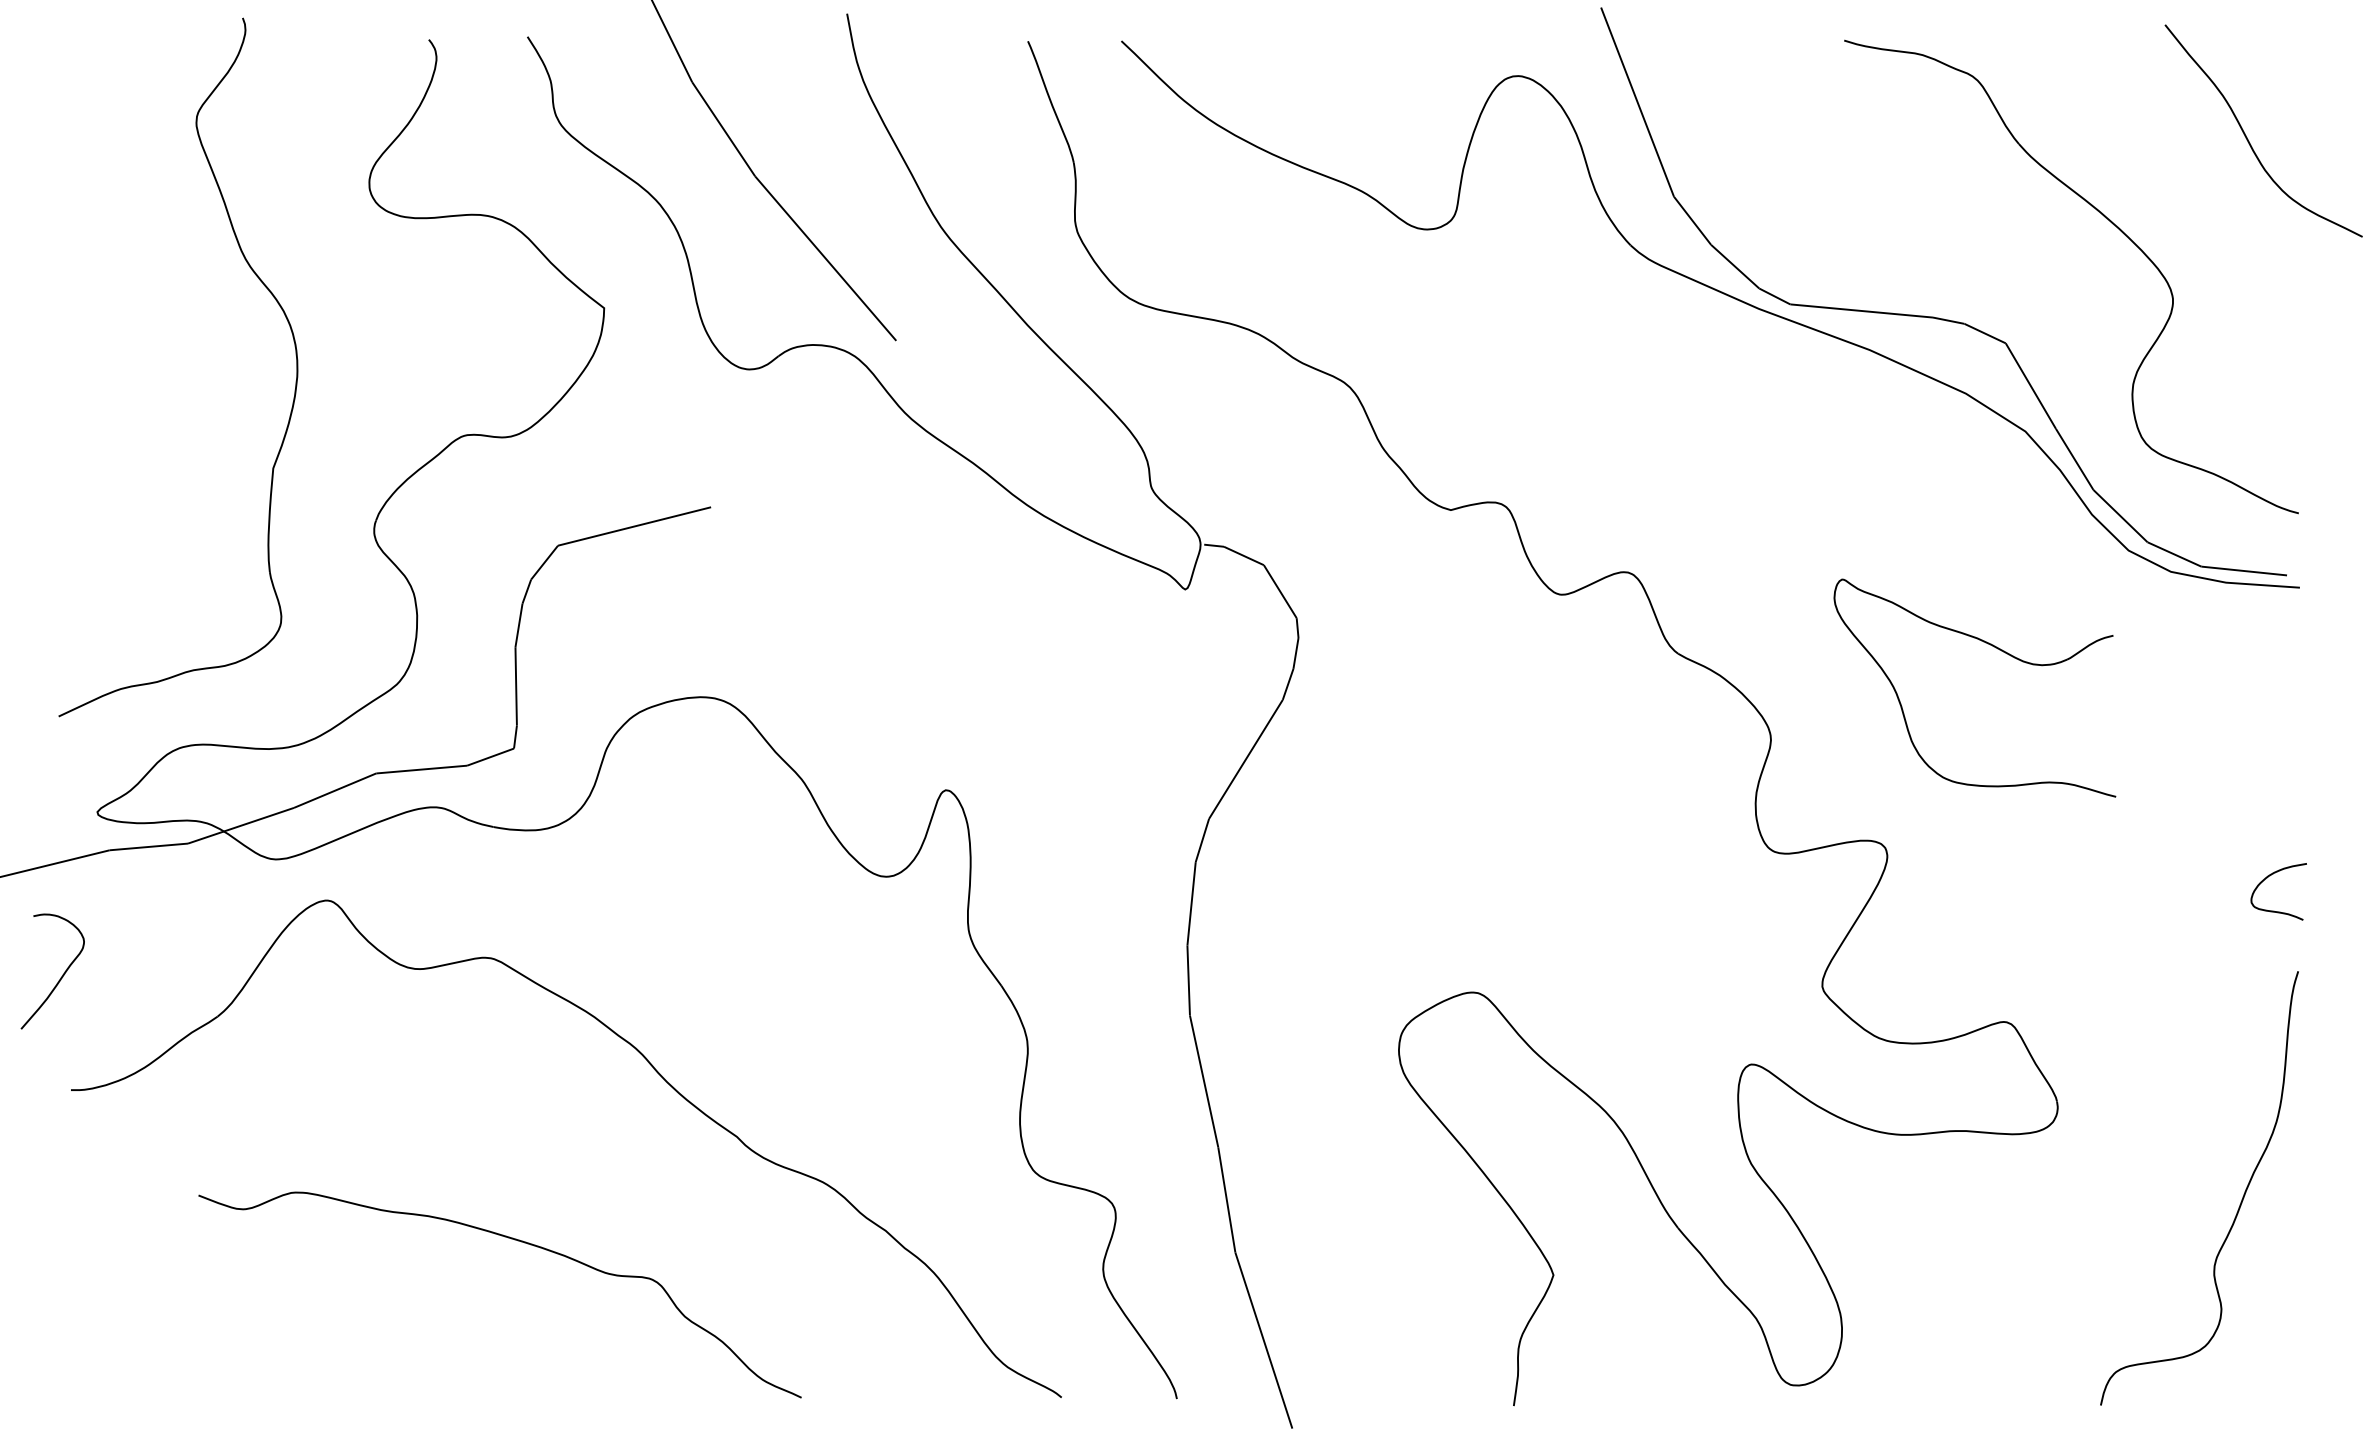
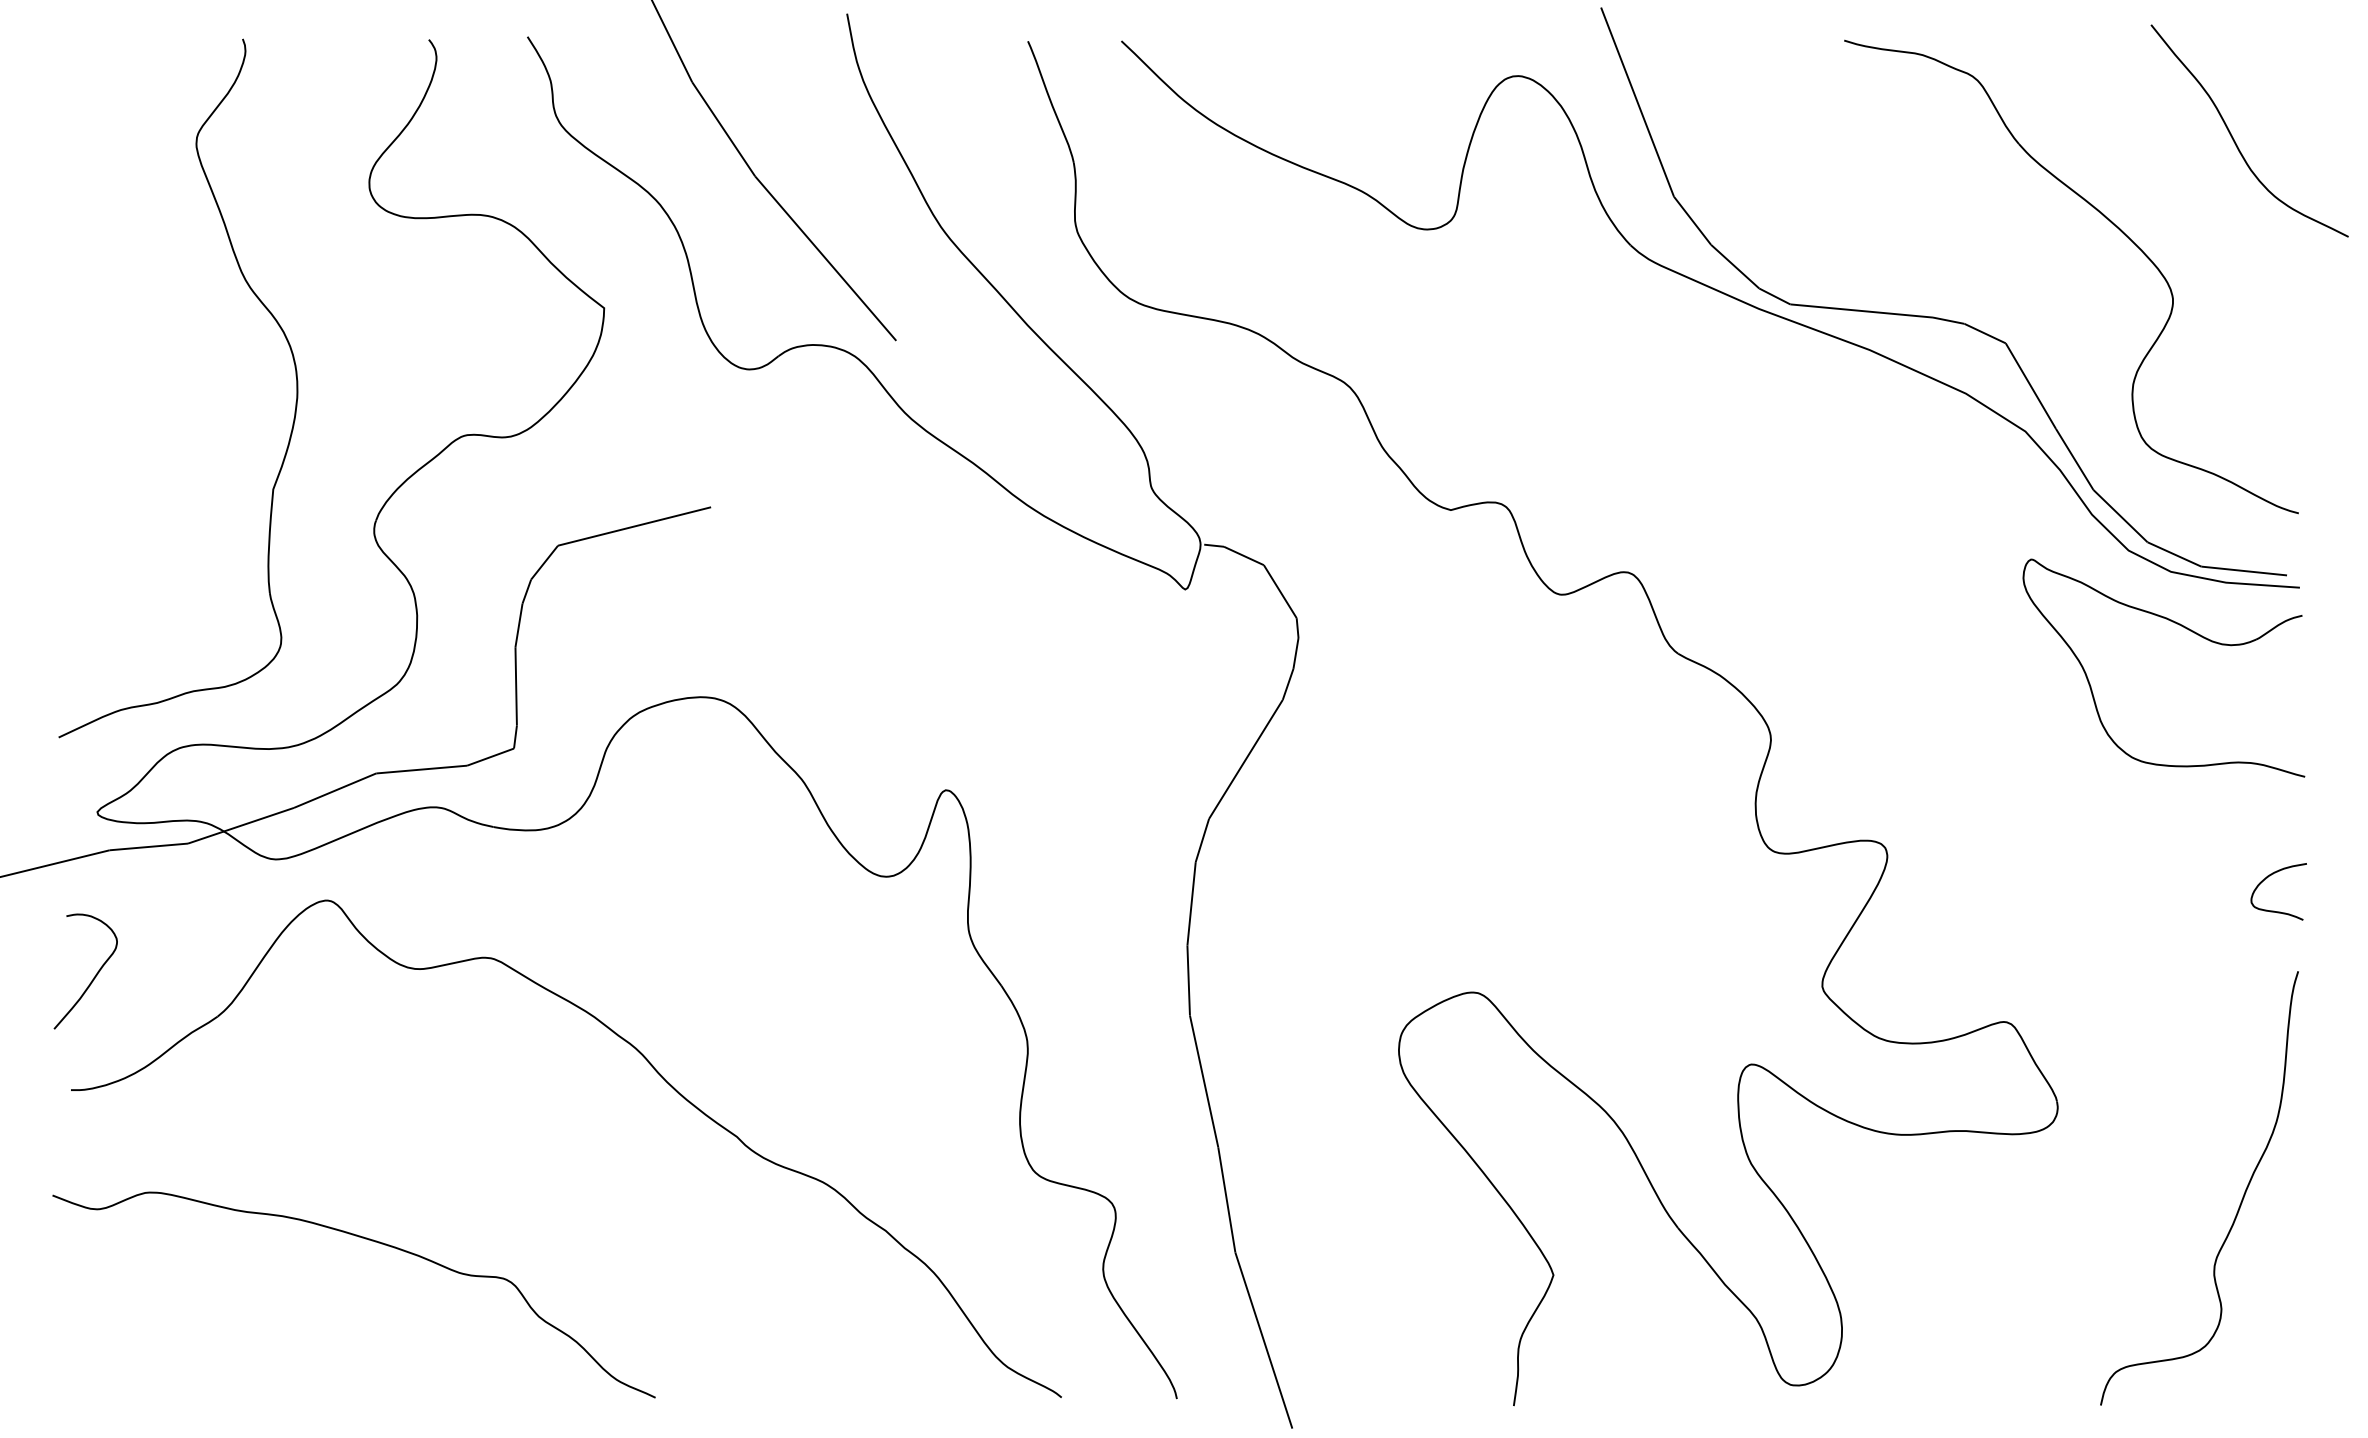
curve position: (2247, 137) -> (2233, 137) (2233, 137)
part position: (295, 355) -> (295, 376) (295, 376)
part position: (1997, 649) -> (2186, 629) (2186, 629)
curve position: (60, 977) -> (93, 977) (93, 977)
curve position: (514, 1240) -> (368, 1240) (368, 1240)
